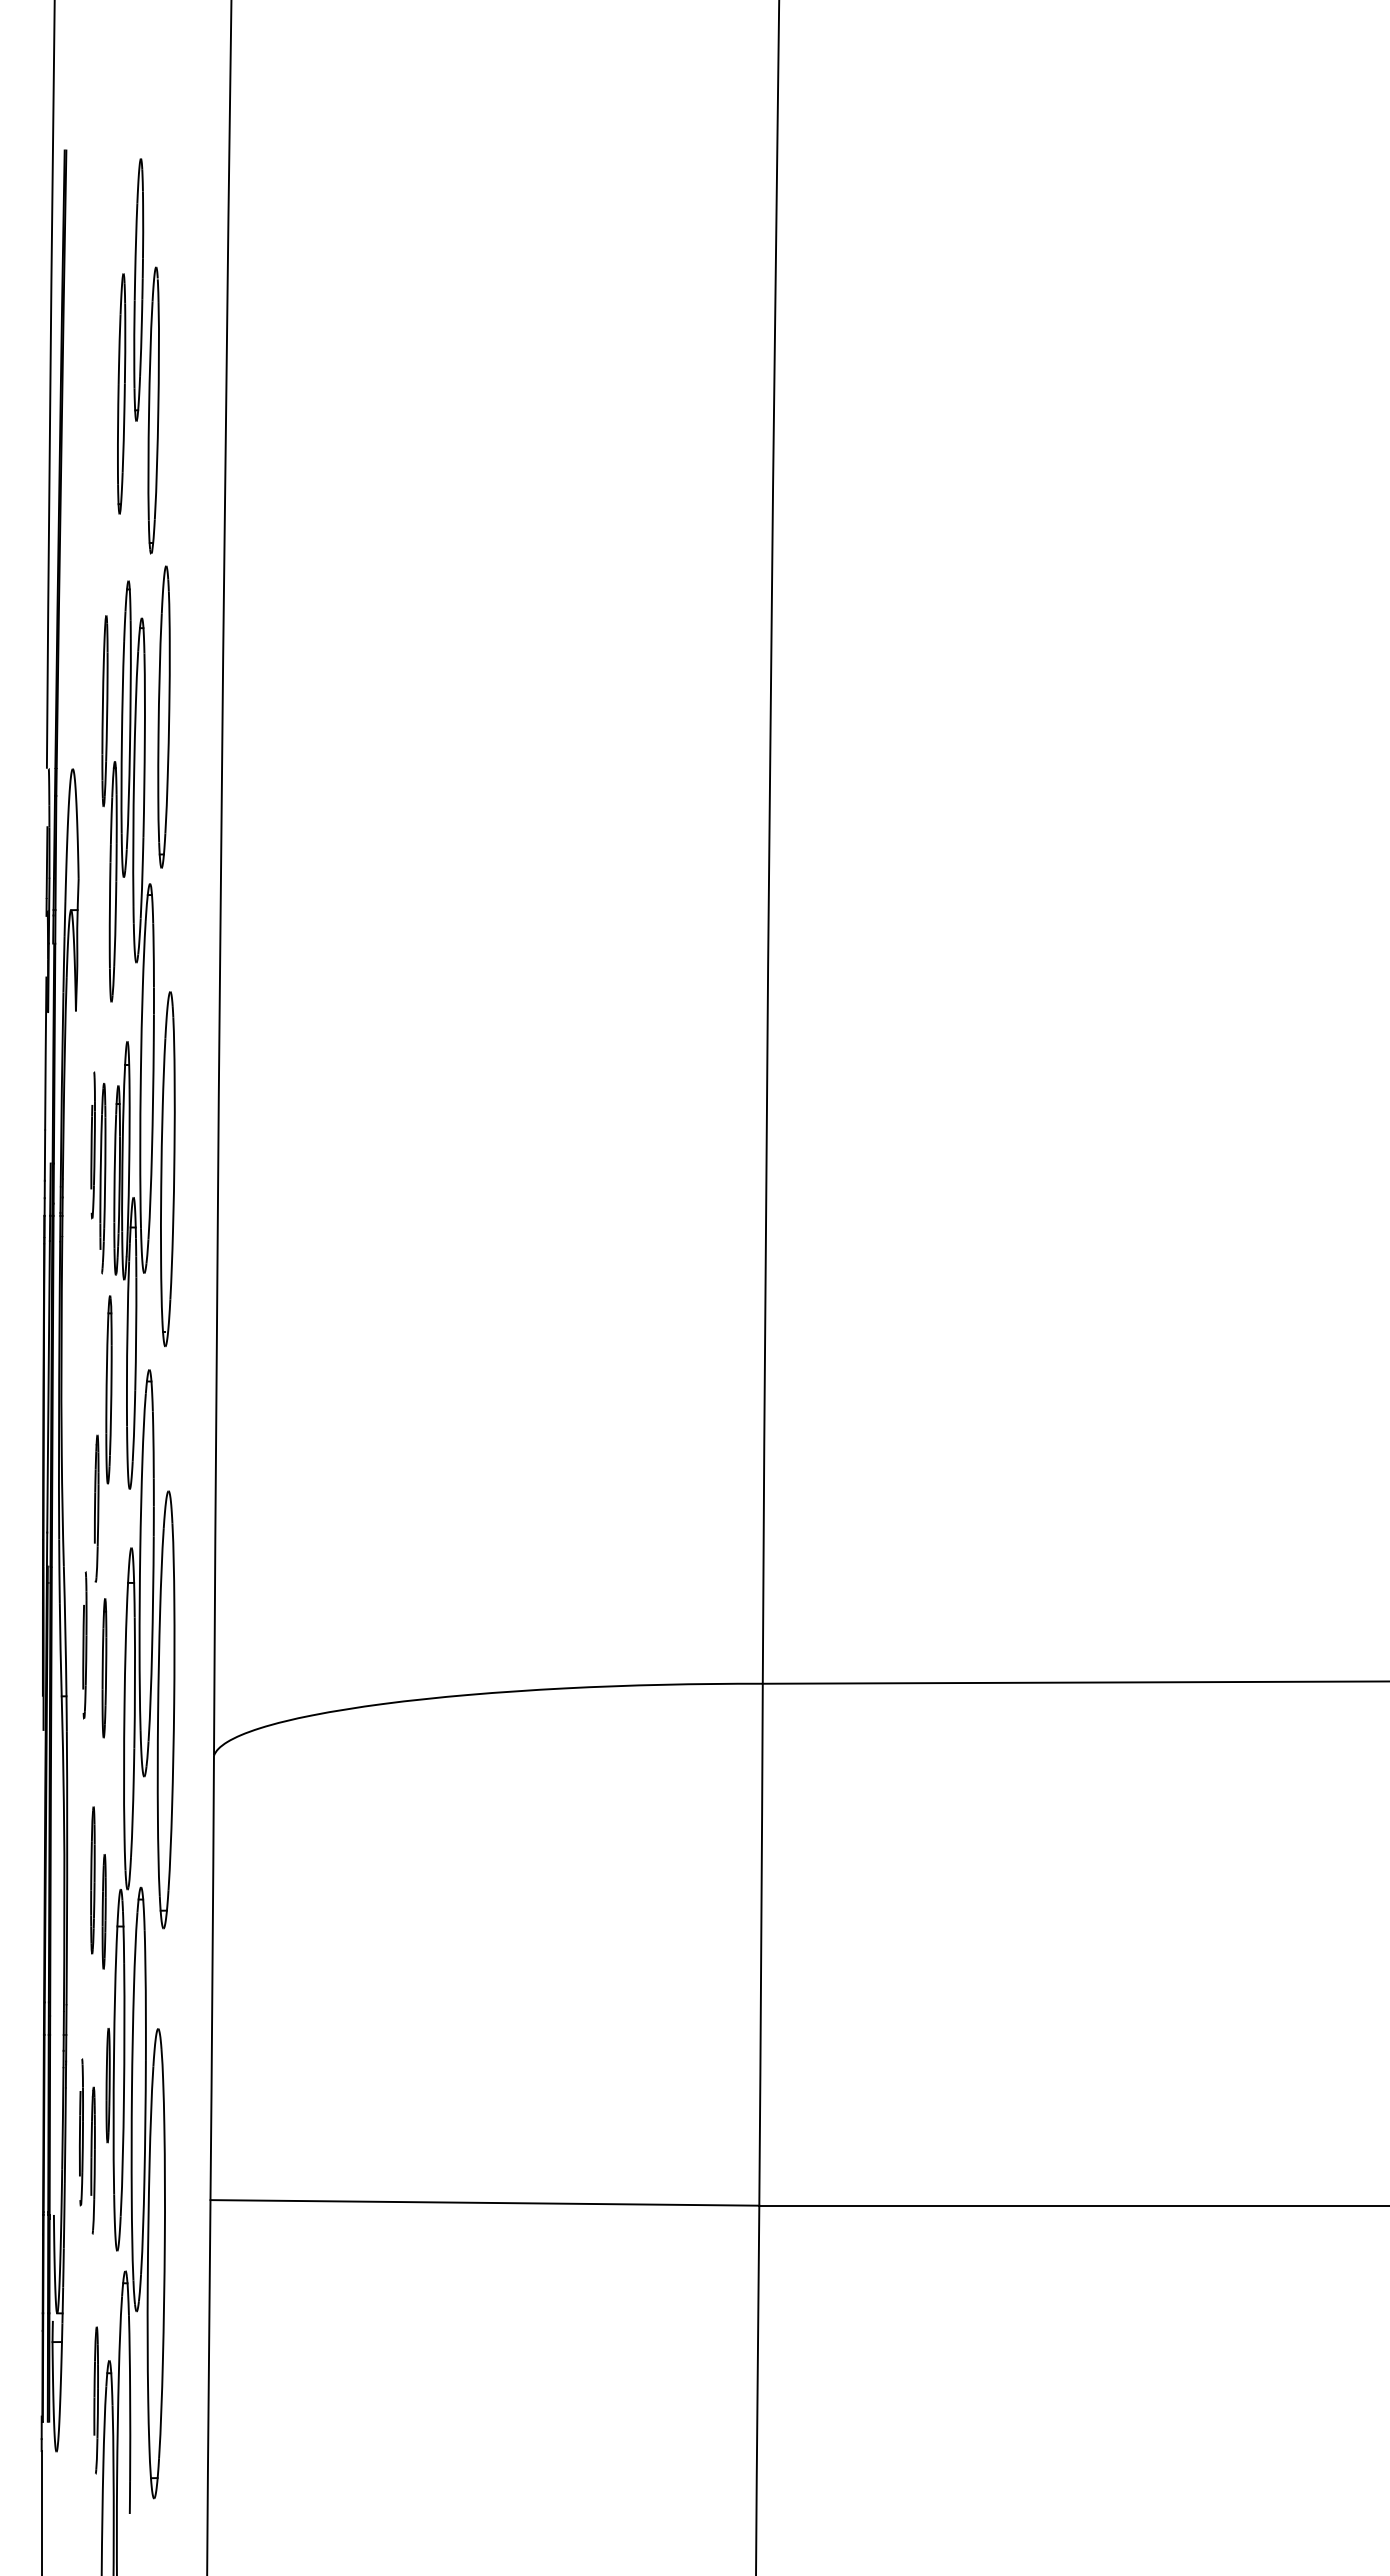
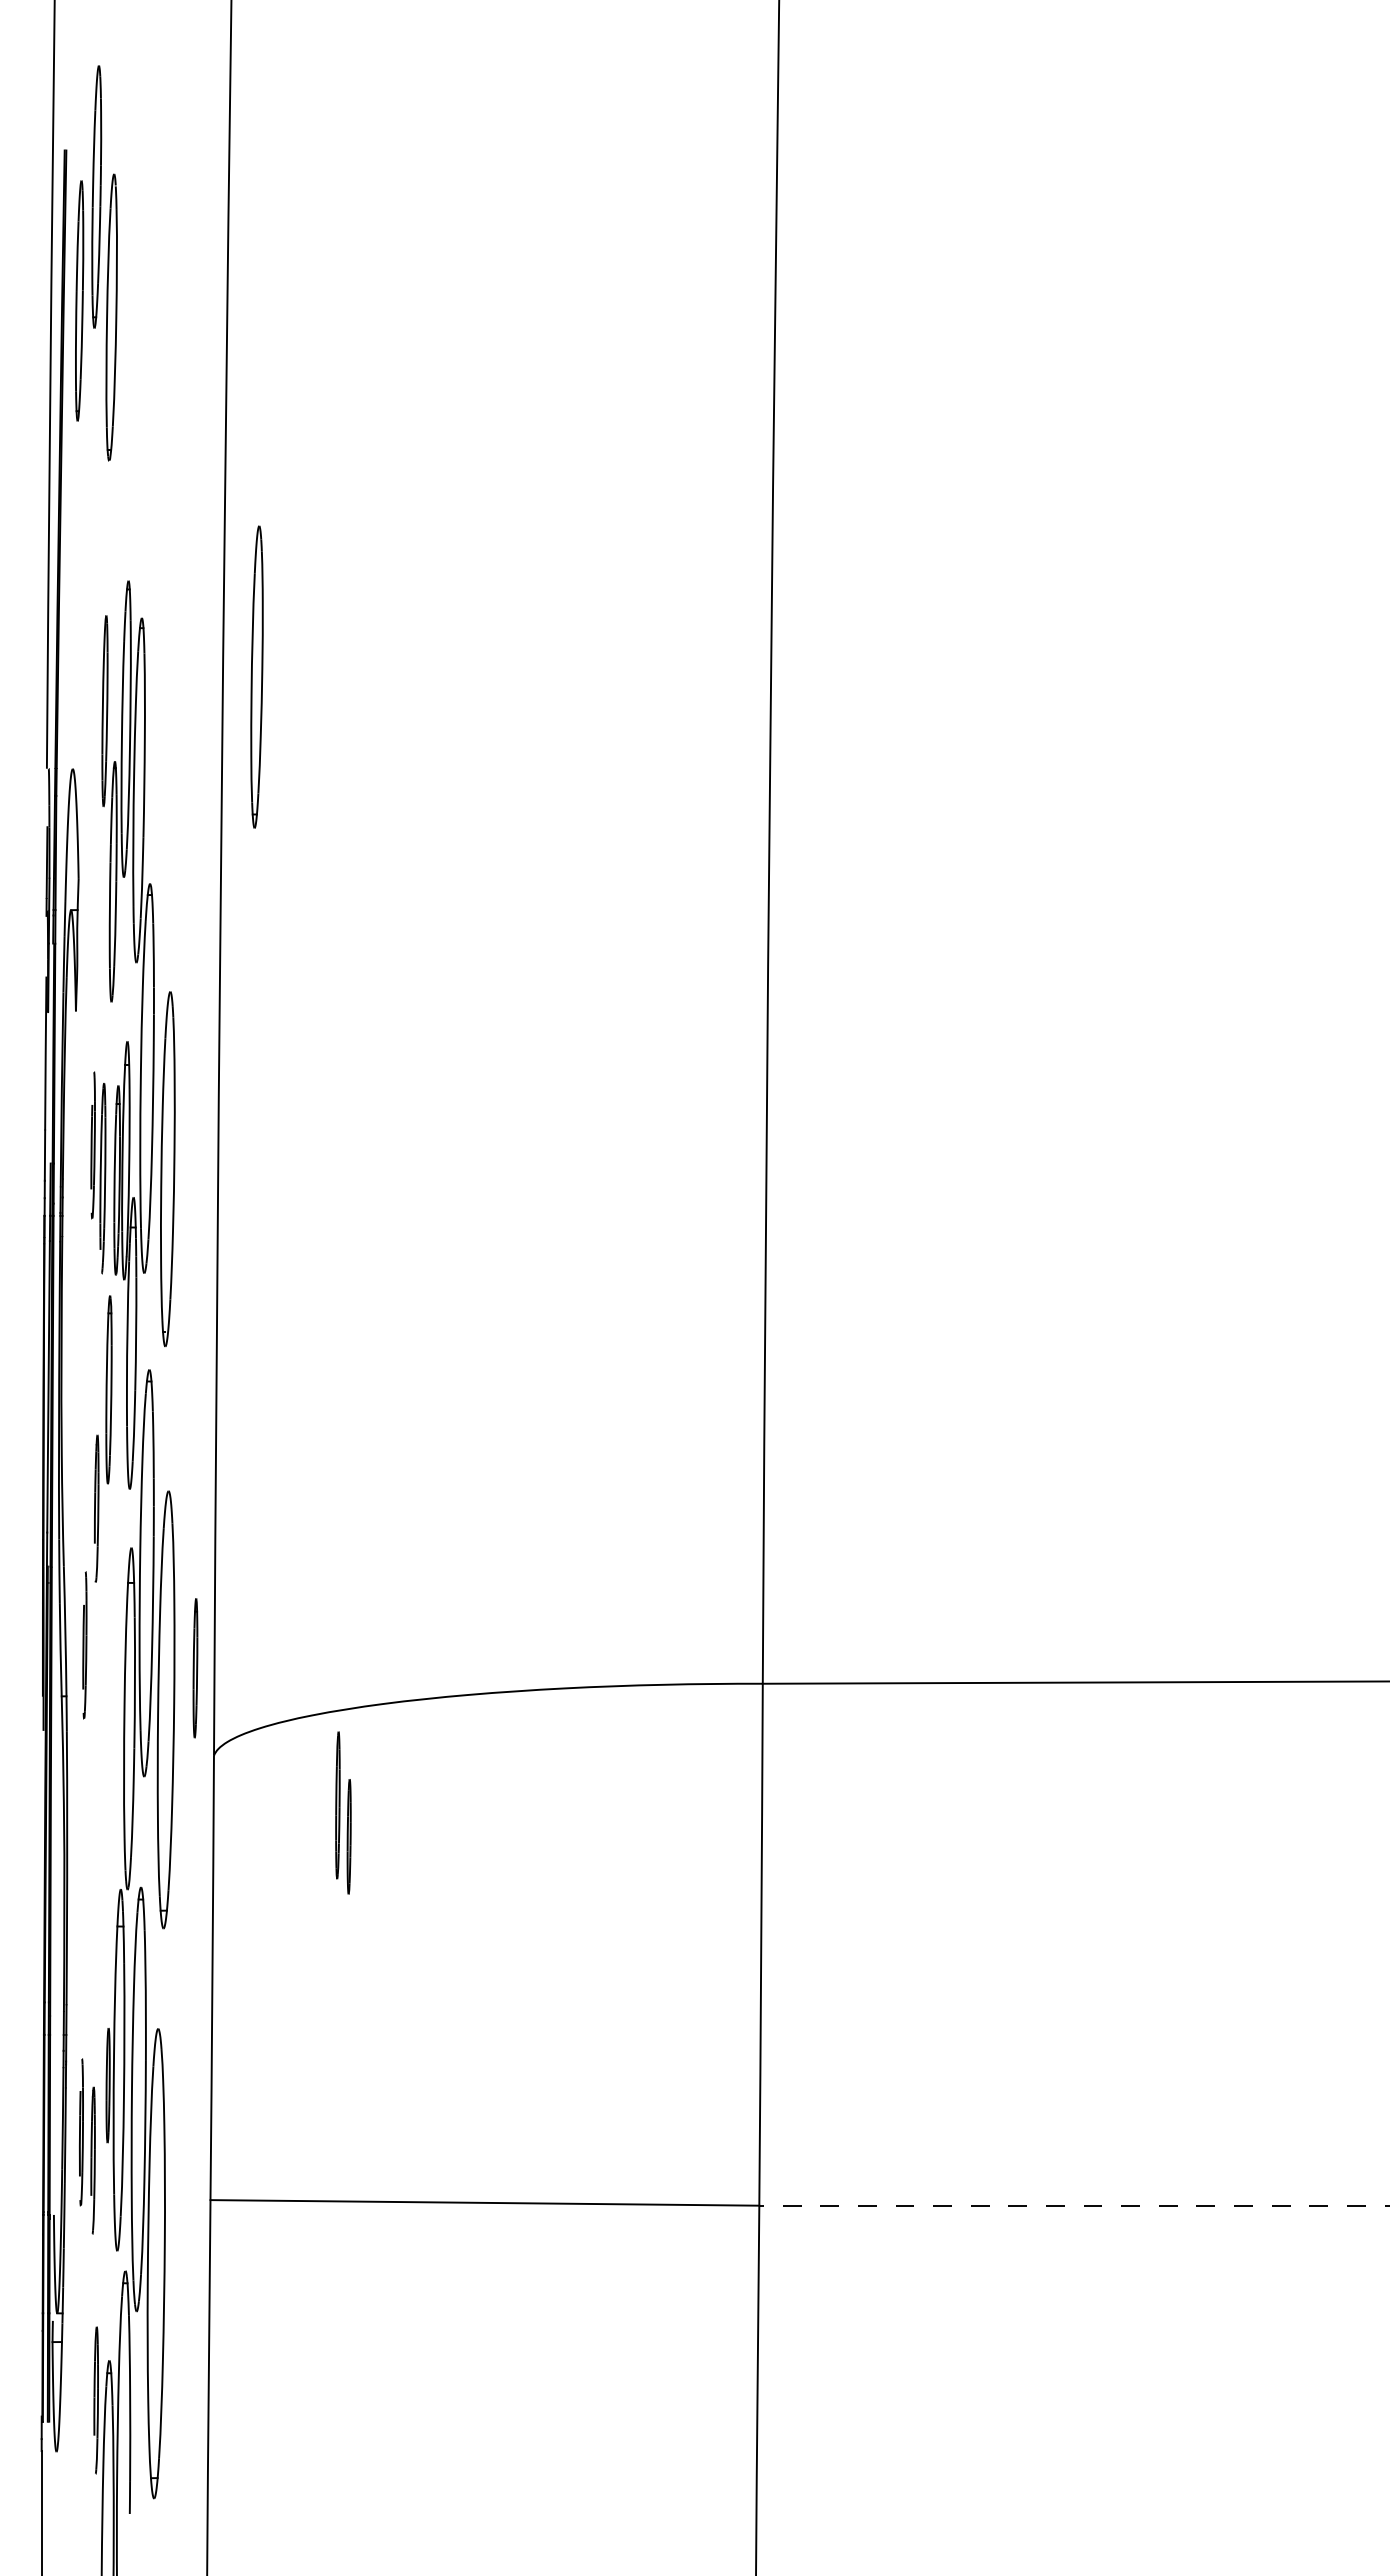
part position: (138, 356) -> (96, 263) (96, 263)
part position: (163, 716) -> (256, 676) (256, 676)
part position: (104, 1668) -> (195, 1668) (195, 1668)
part position: (98, 1887) -> (343, 1812) (343, 1812)
line: solid -> dashed (1074, 2205)
